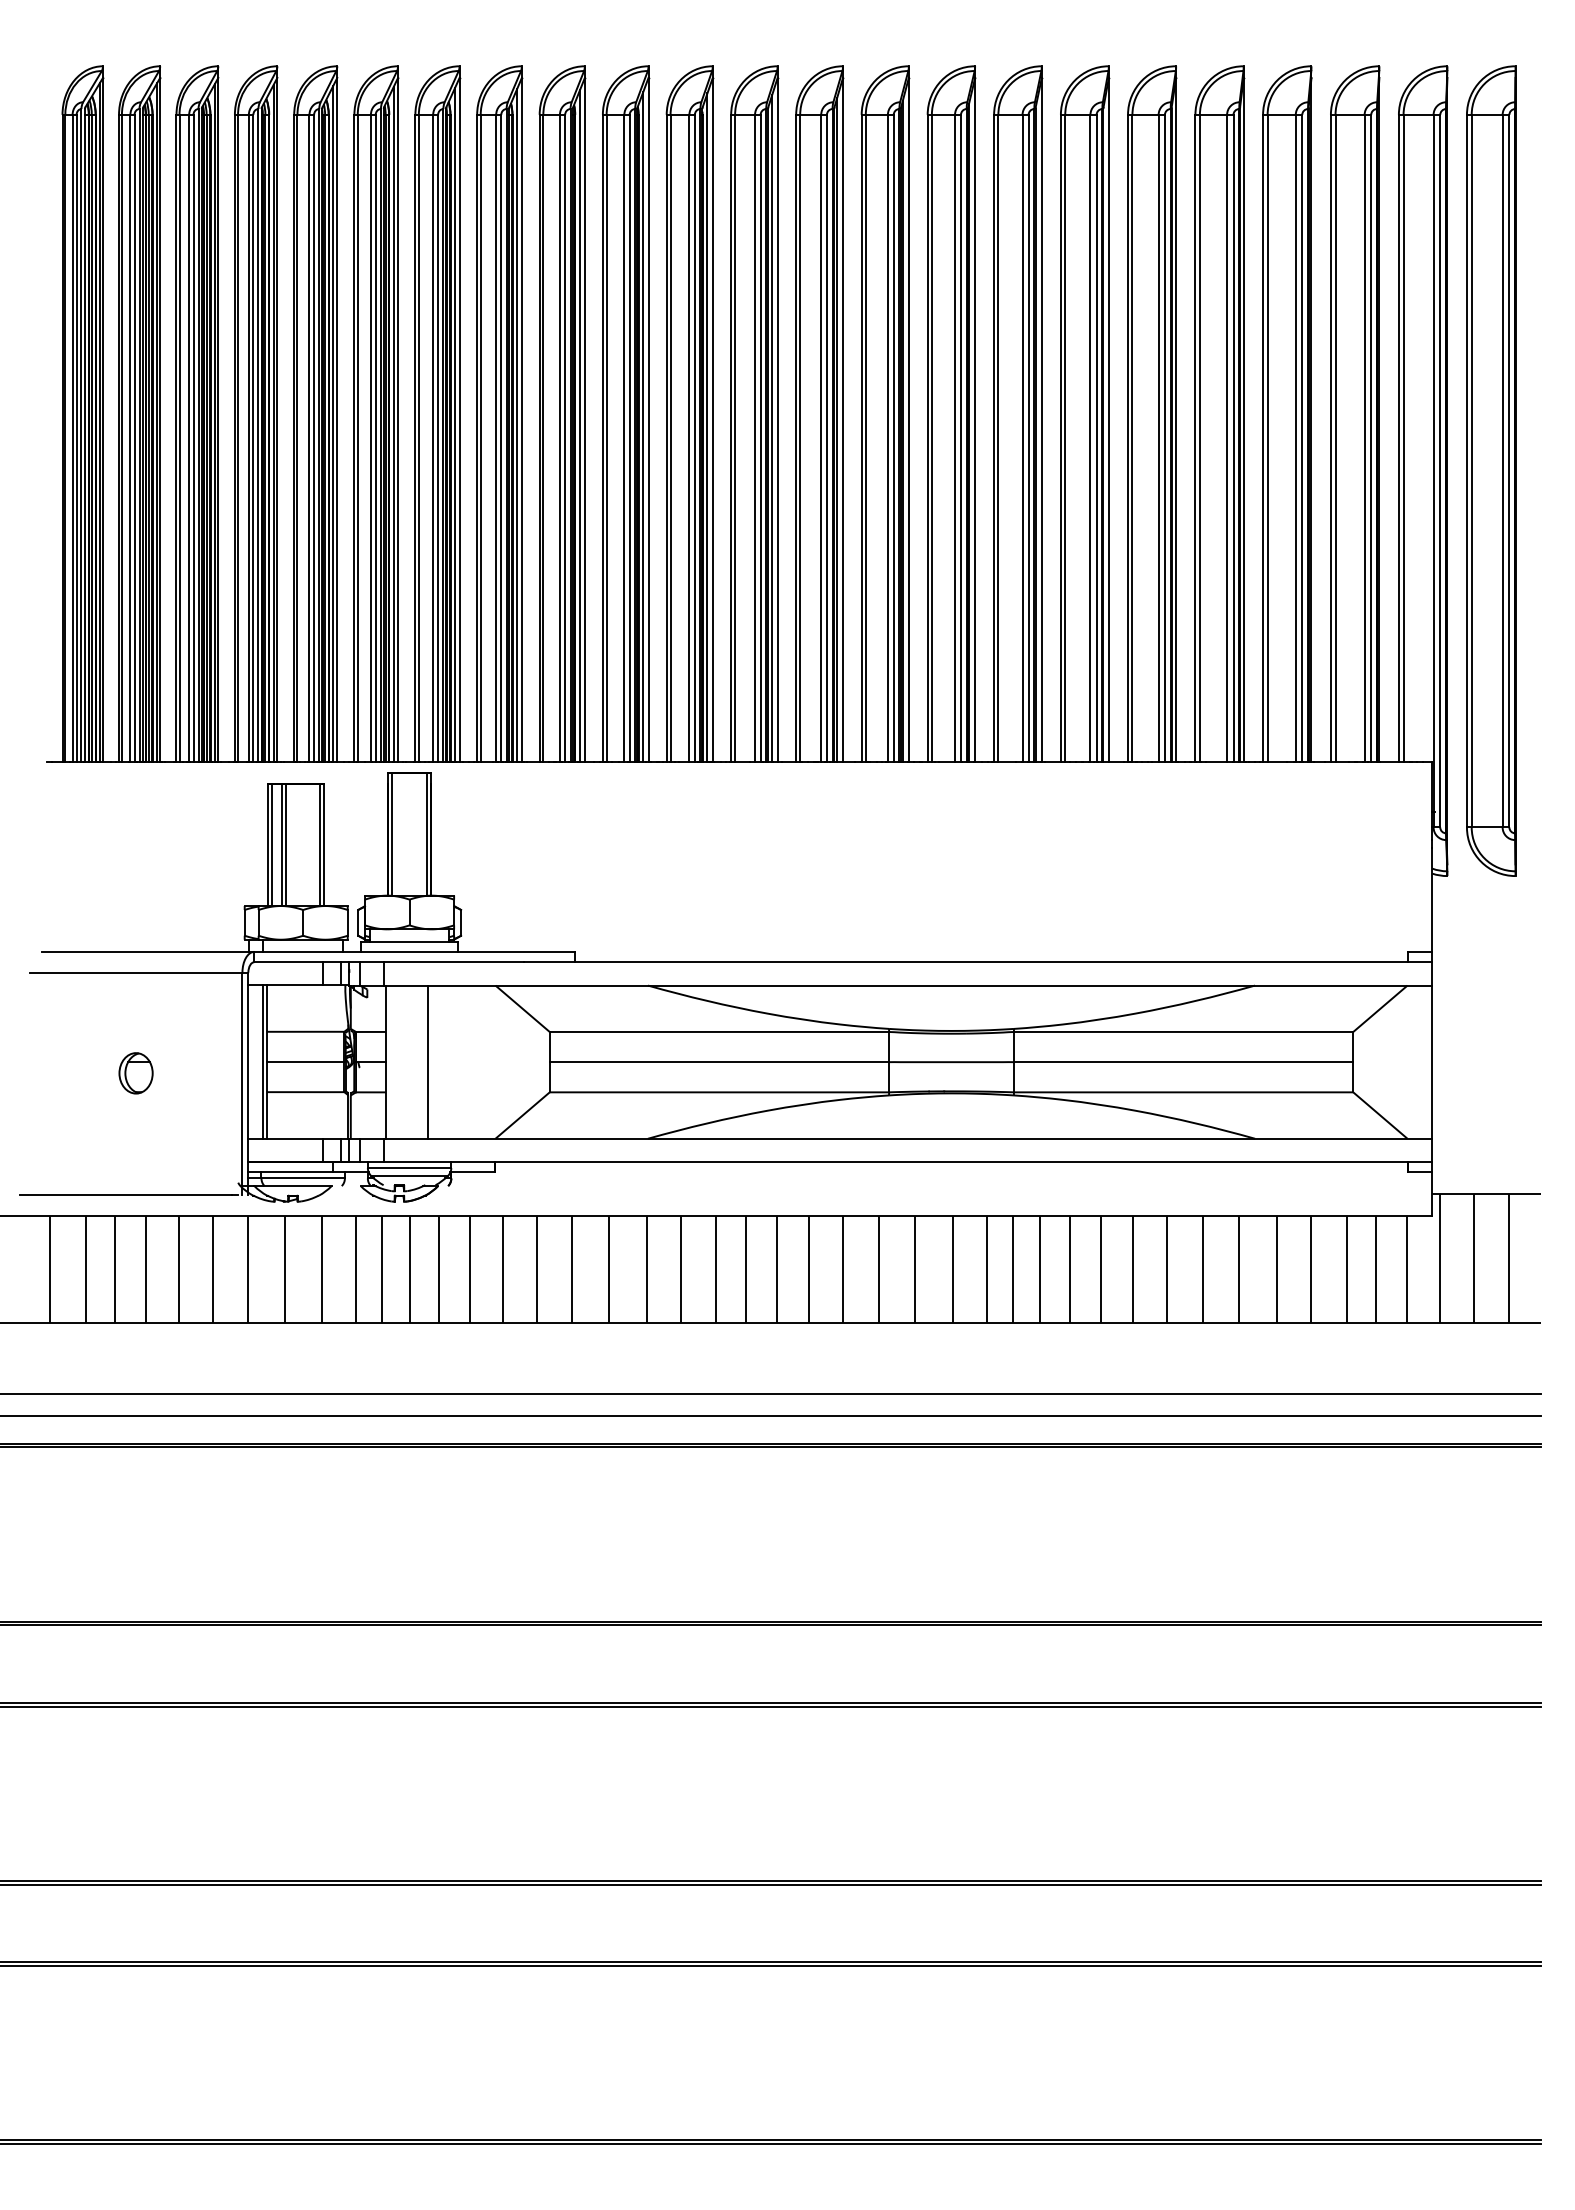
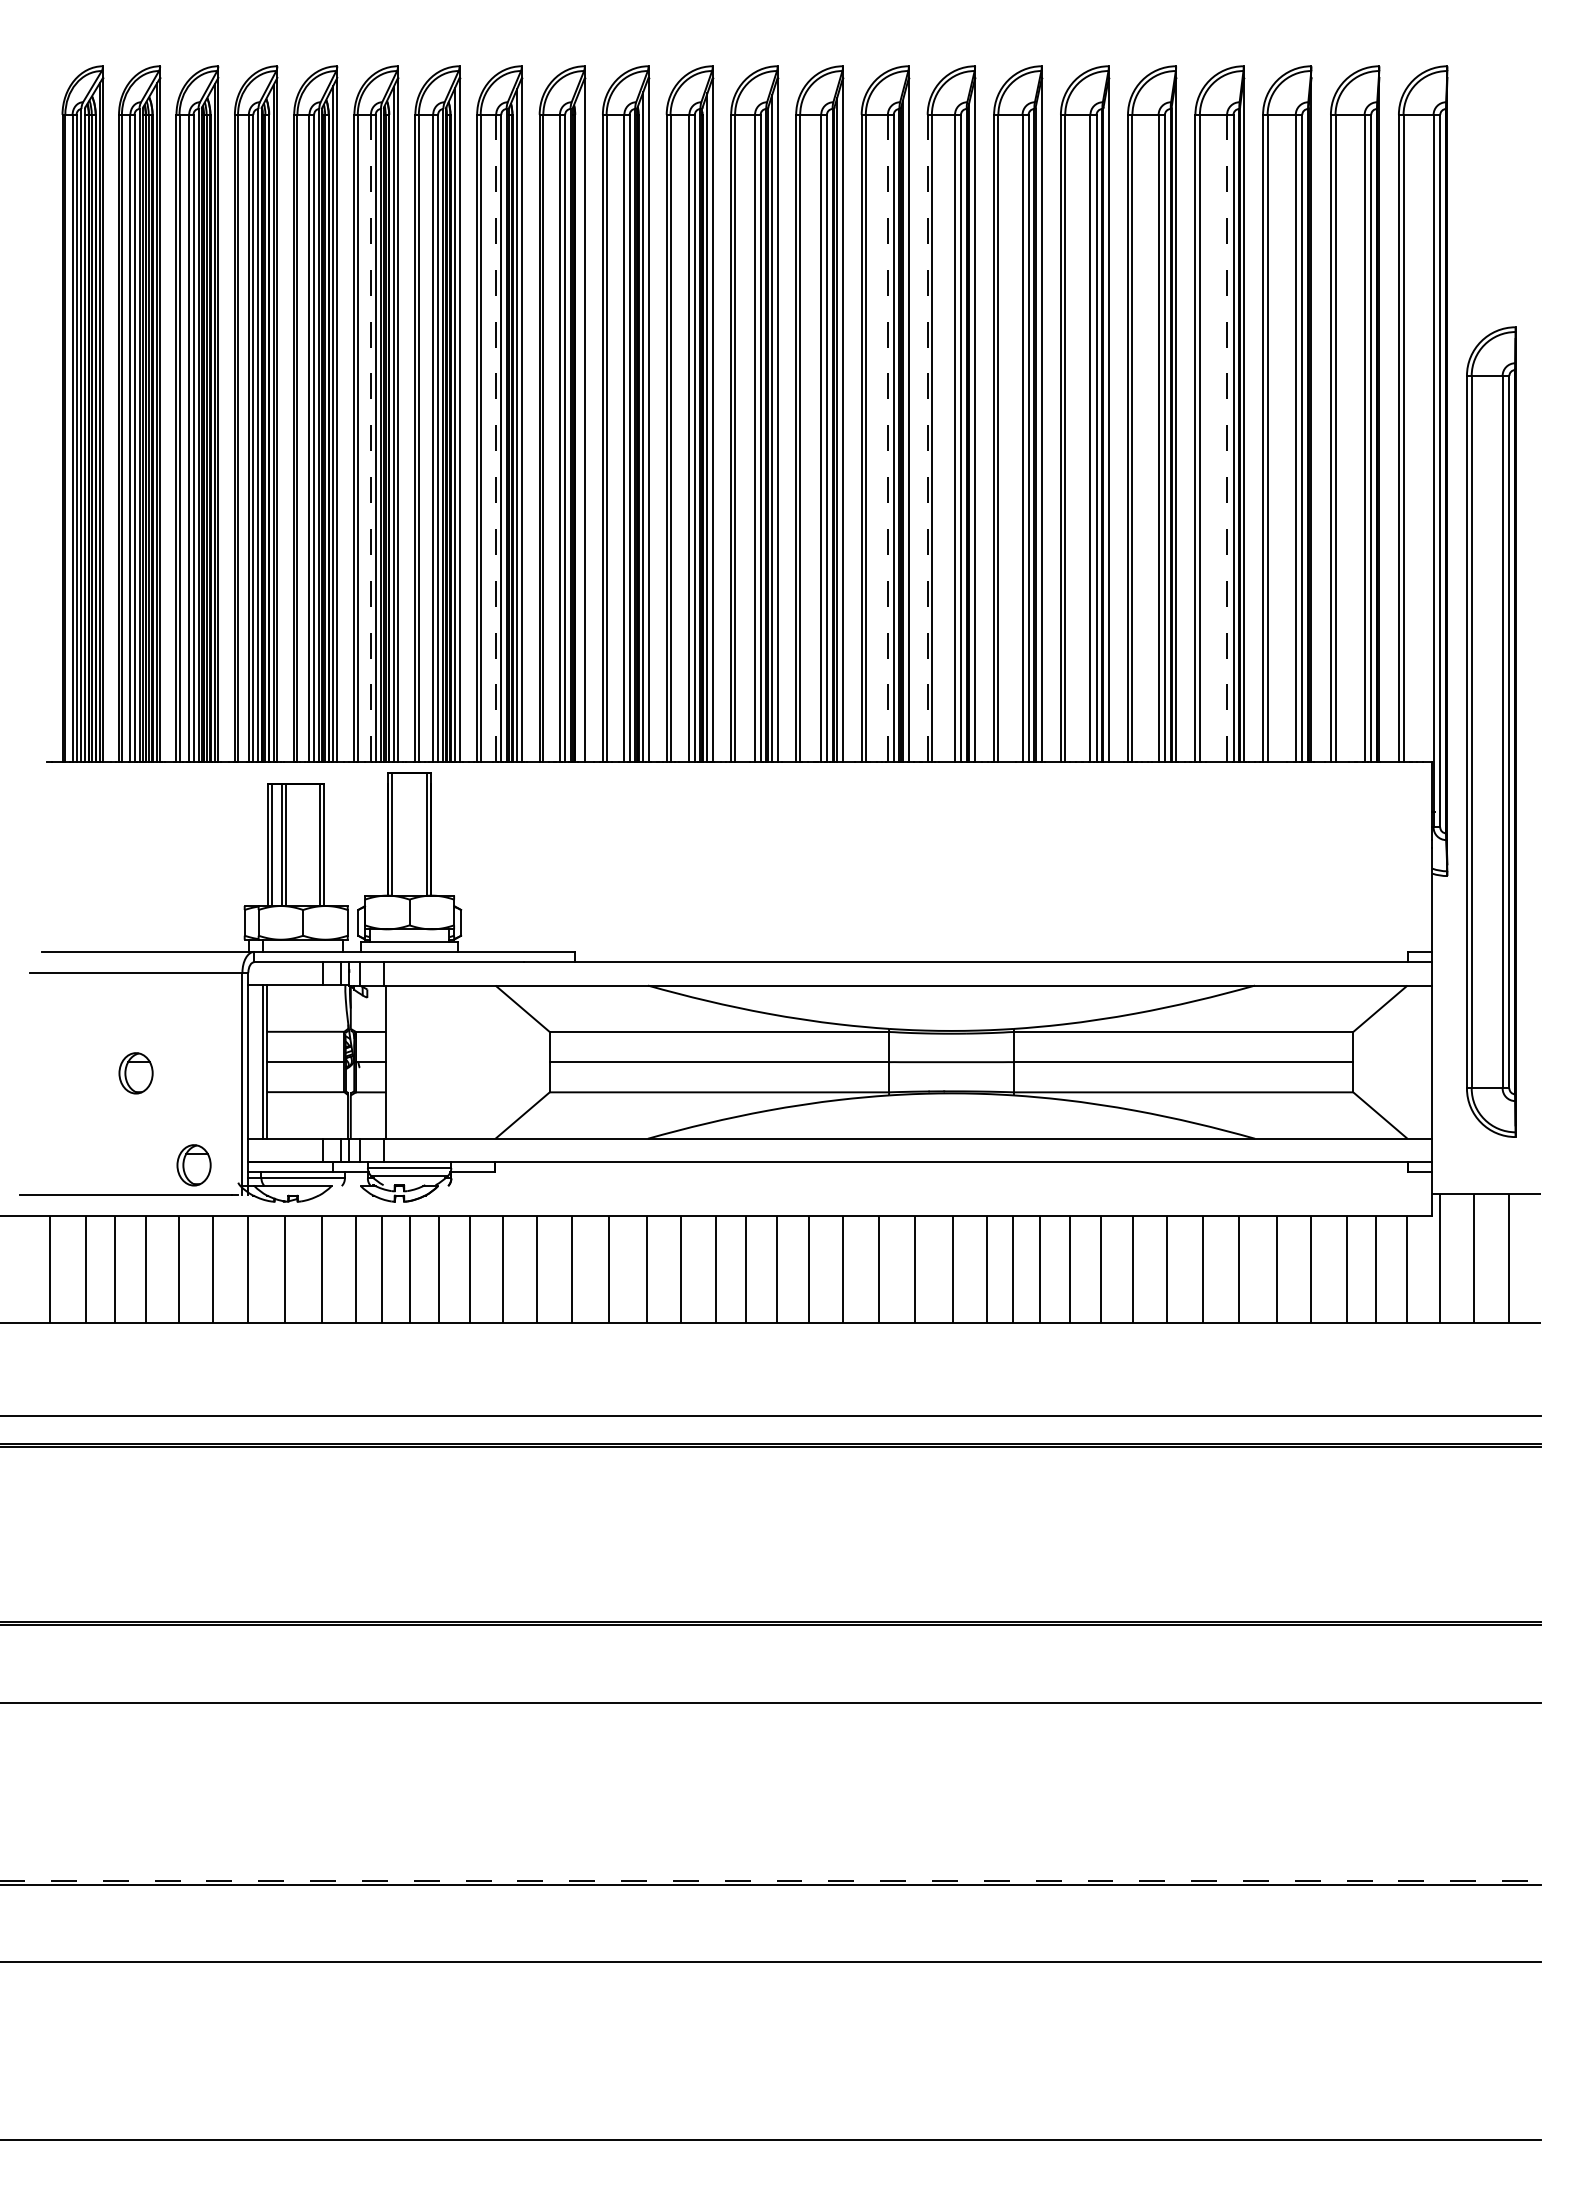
line: present -> none (580, 426)
line: solid -> dashed (370, 438)
line: solid -> dashed (496, 438)
line: solid -> dashed (887, 438)
line: solid -> dashed (927, 438)
line: solid -> dashed (1227, 438)
part position: (1491, 470) -> (1491, 731) (1491, 731)
line: present -> none (427, 1061)
part: none -> present (193, 1165)
line: present -> none (771, 1394)
line: present -> none (771, 1706)
line: solid -> dashed (771, 1880)
line: present -> none (771, 1965)
line: present -> none (771, 2143)
